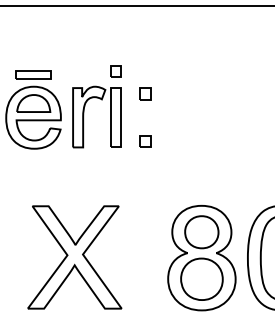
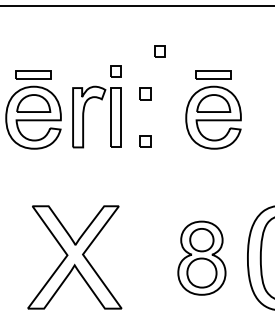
part: none -> present (159, 51)
part: none -> present (213, 109)
part size: 70x107 px -> 50x76 px (201, 257)
